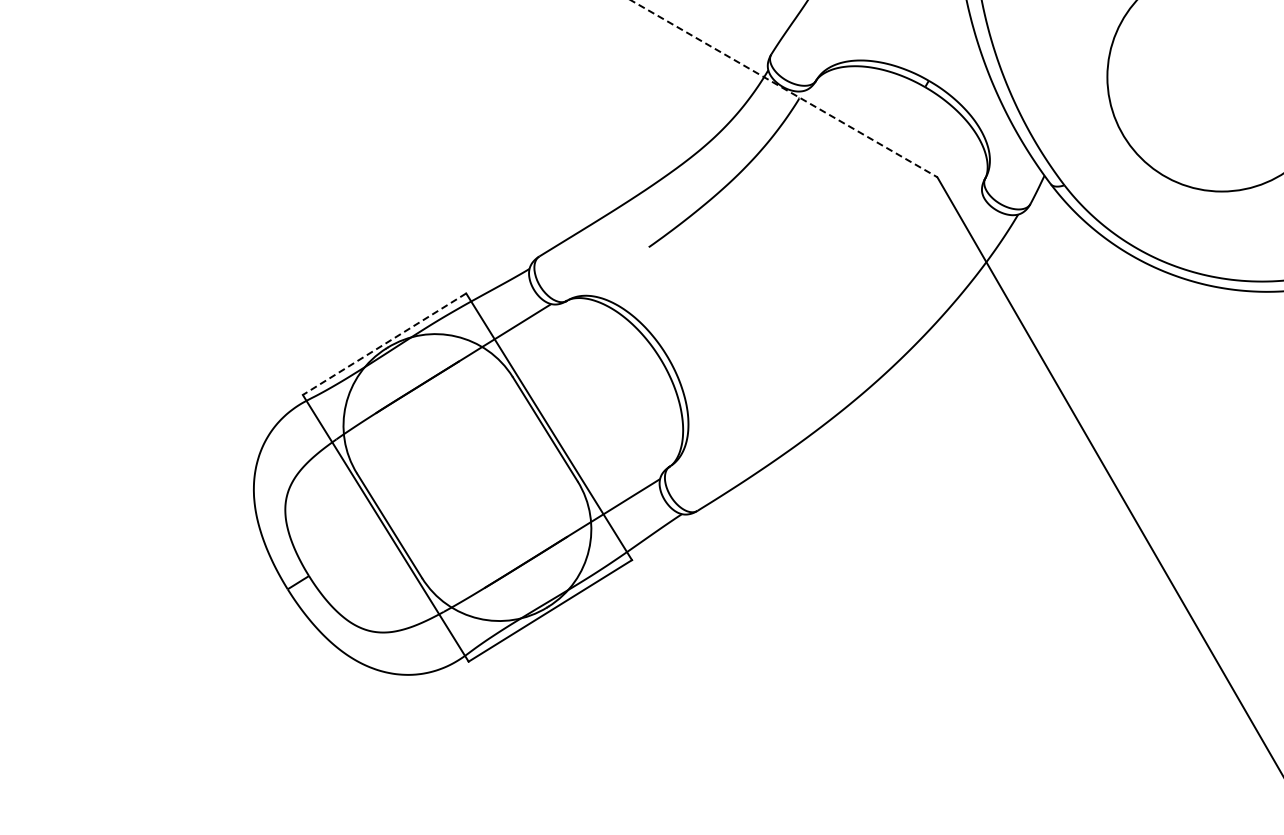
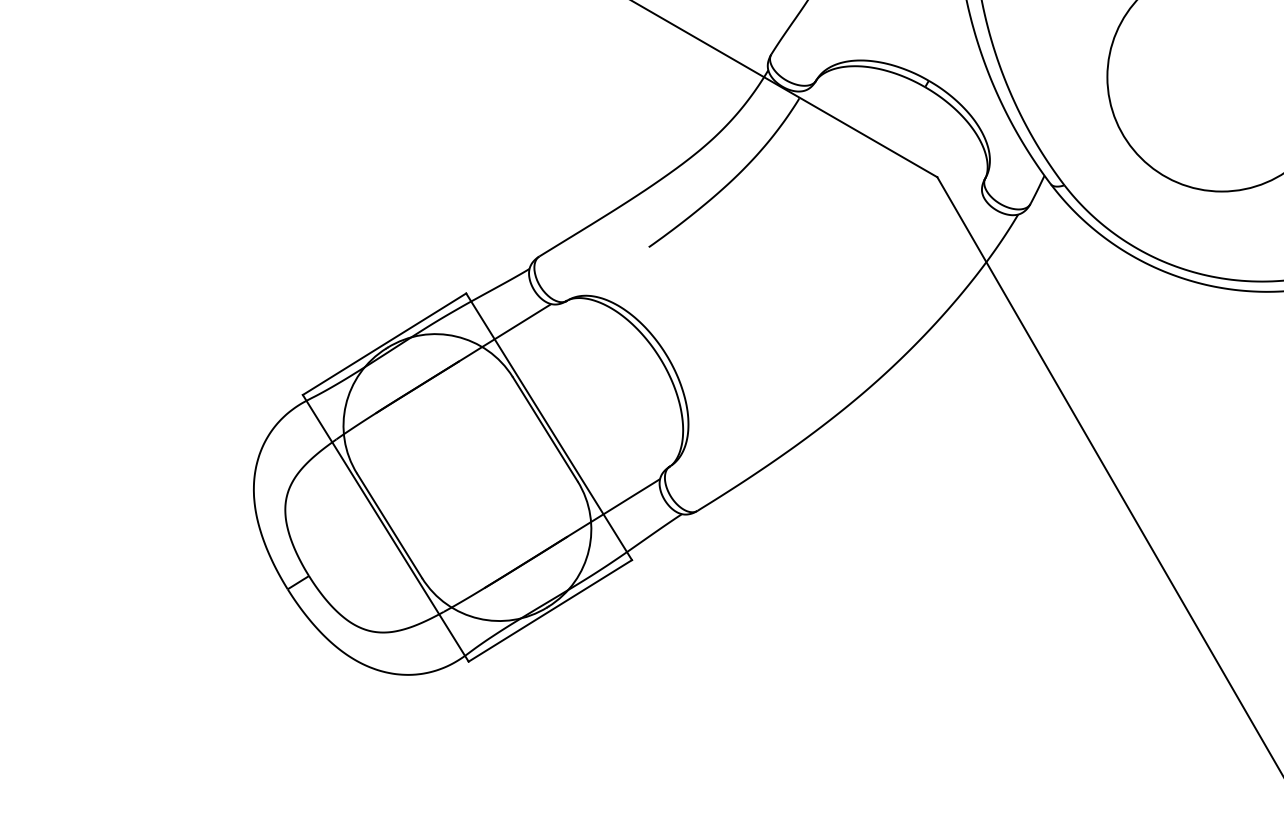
line: dashed -> solid (784, 88)
line: dashed -> solid (384, 344)
